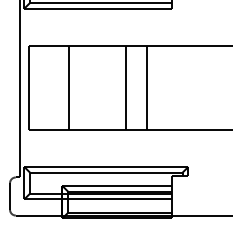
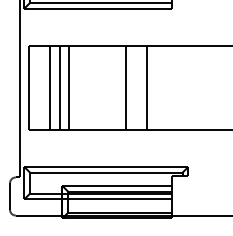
line: none -> present (50, 87)
line: none -> present (59, 87)
